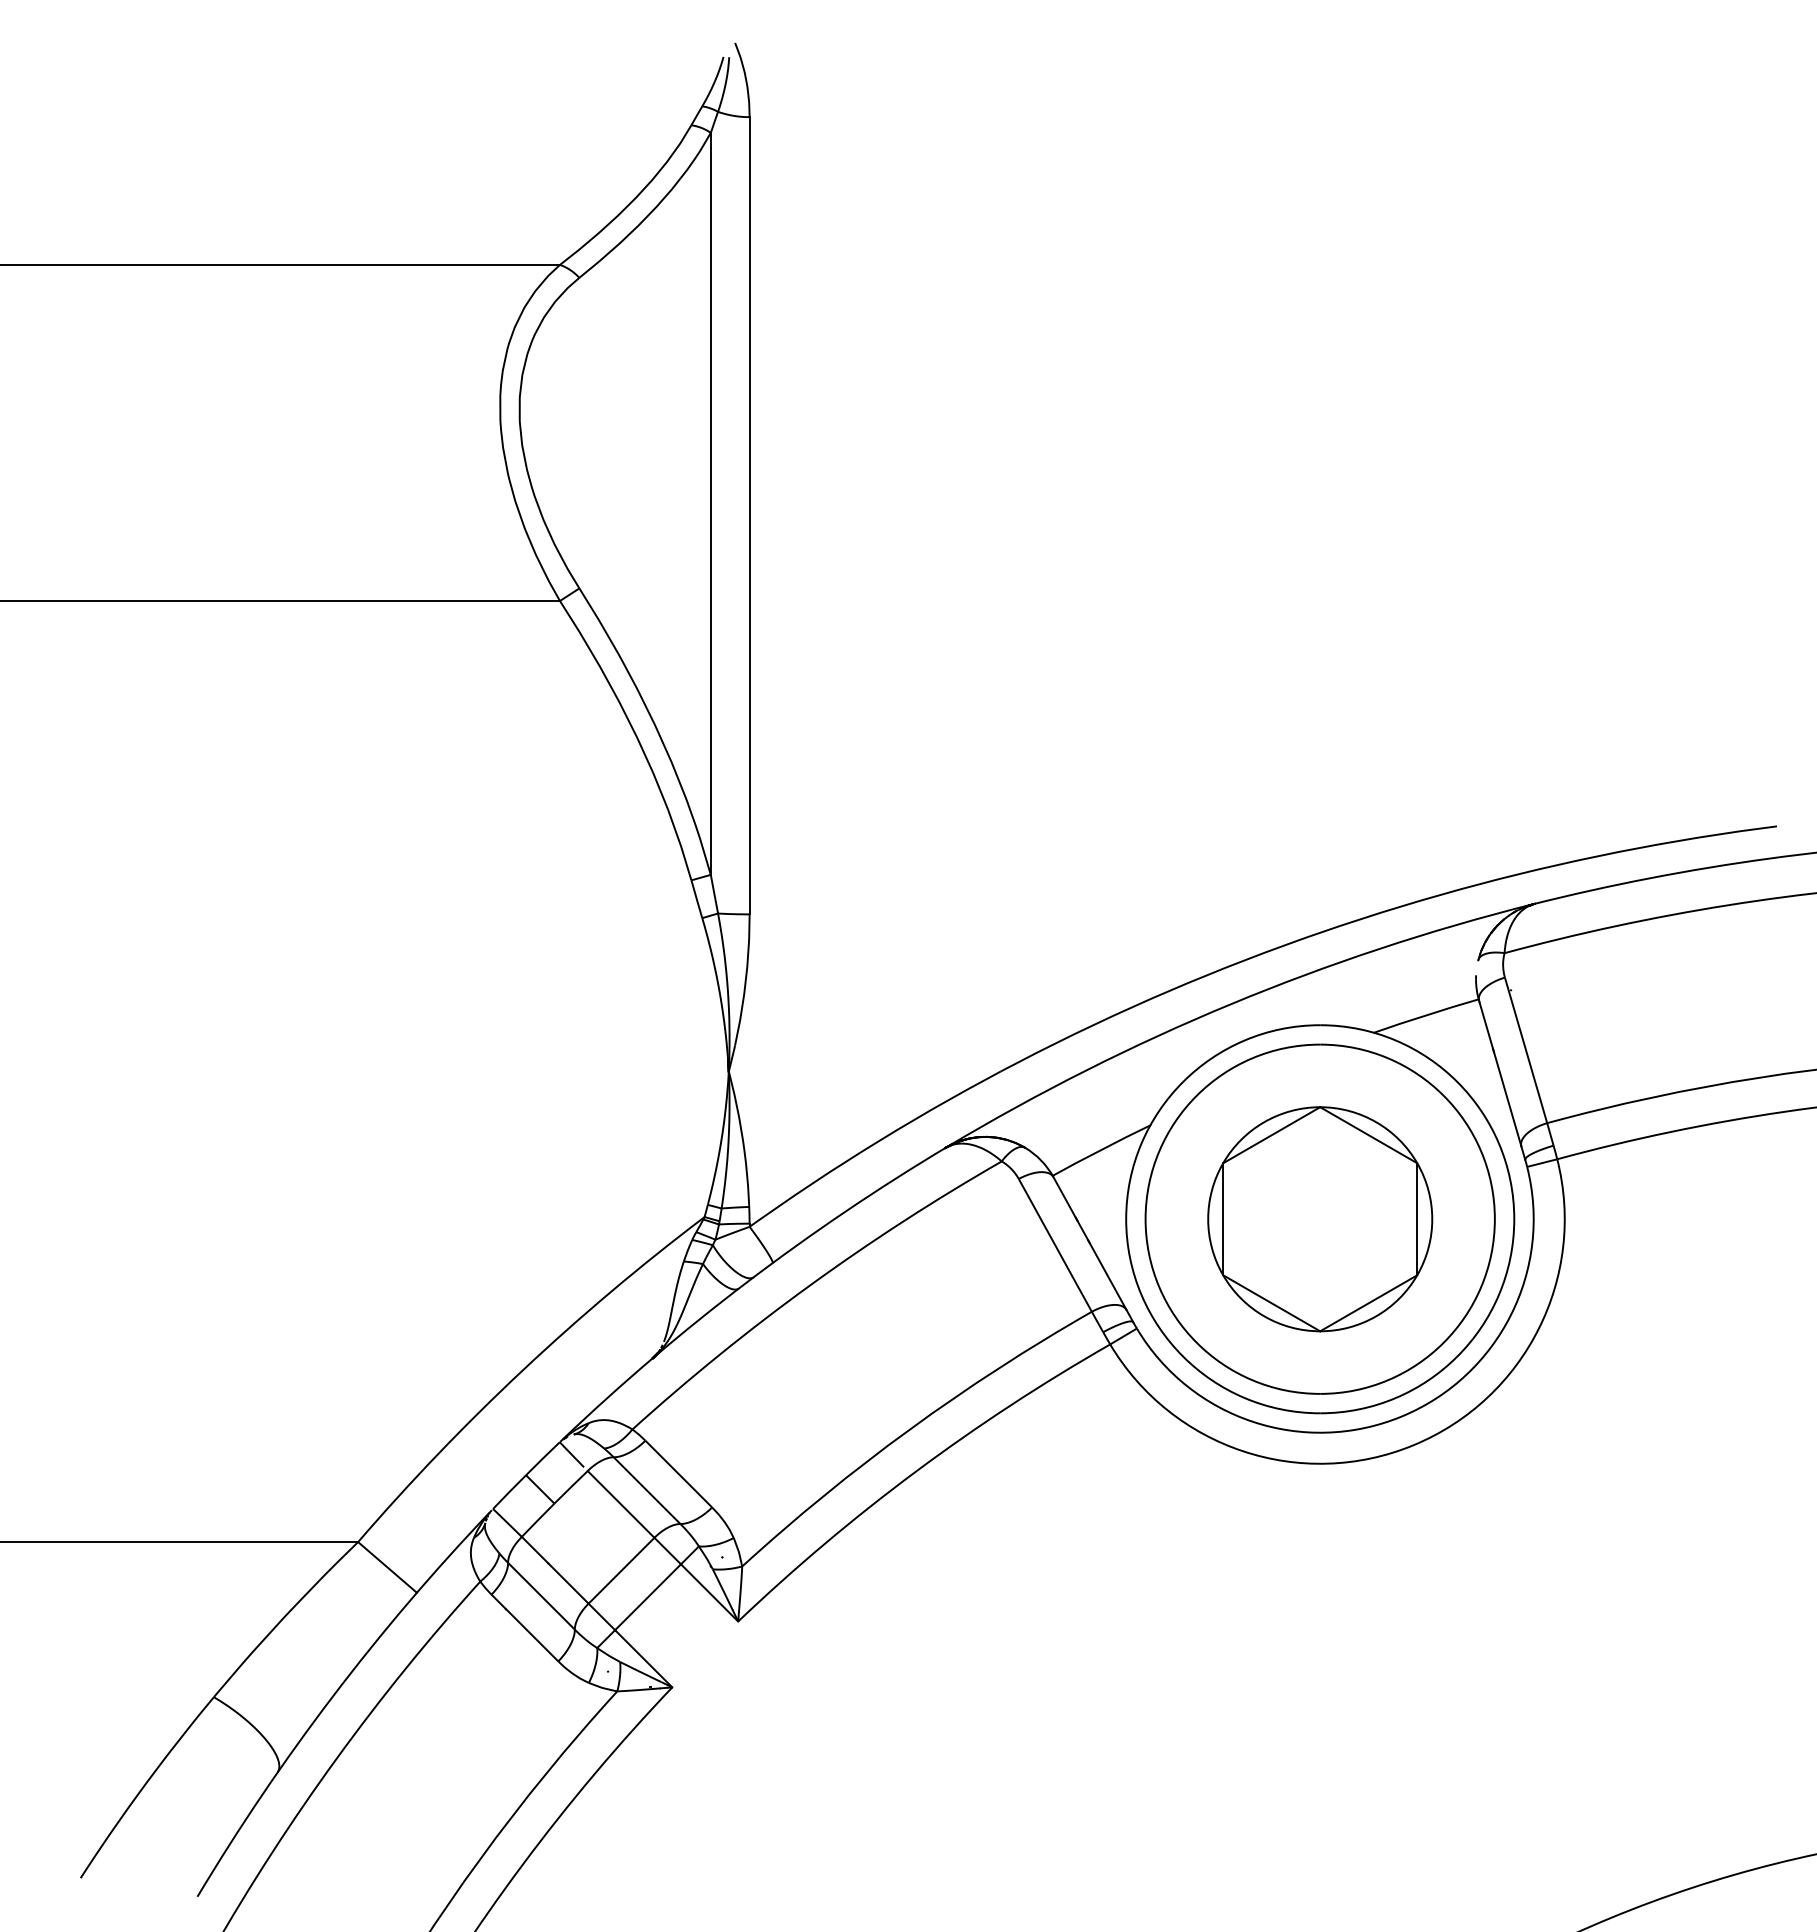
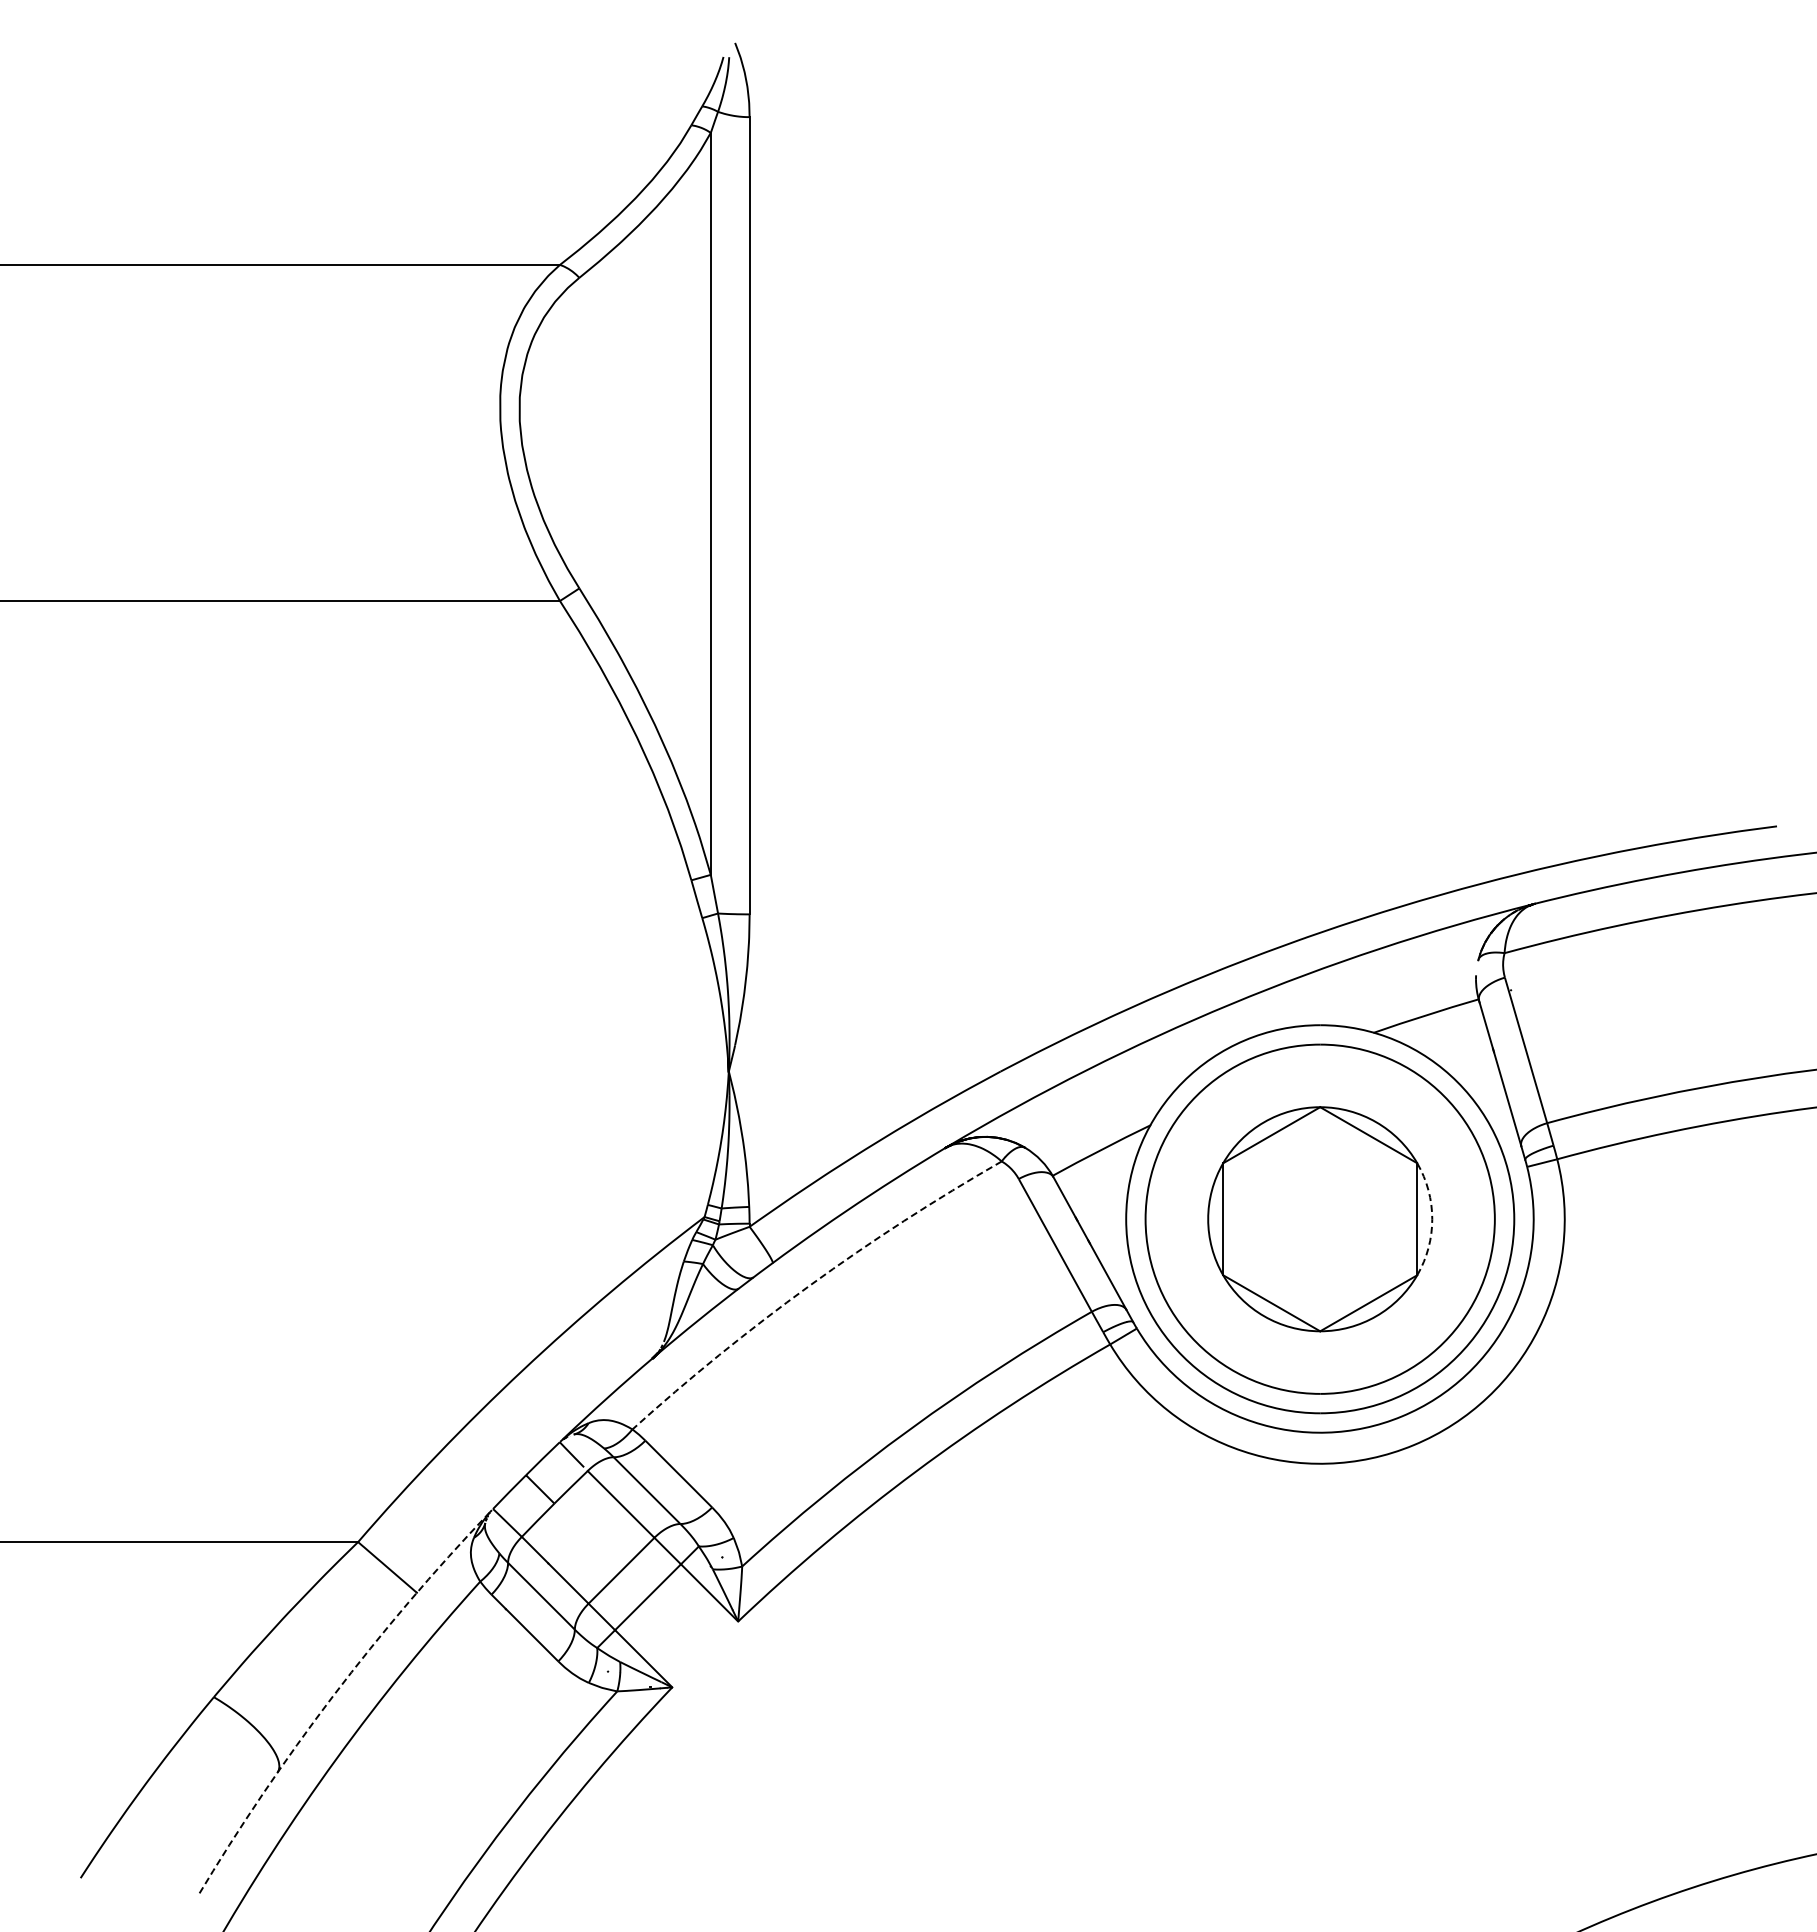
arc: solid -> dashed (1432, 1219)
arc: solid -> dashed (809, 1285)
arc: solid -> dashed (332, 1696)
